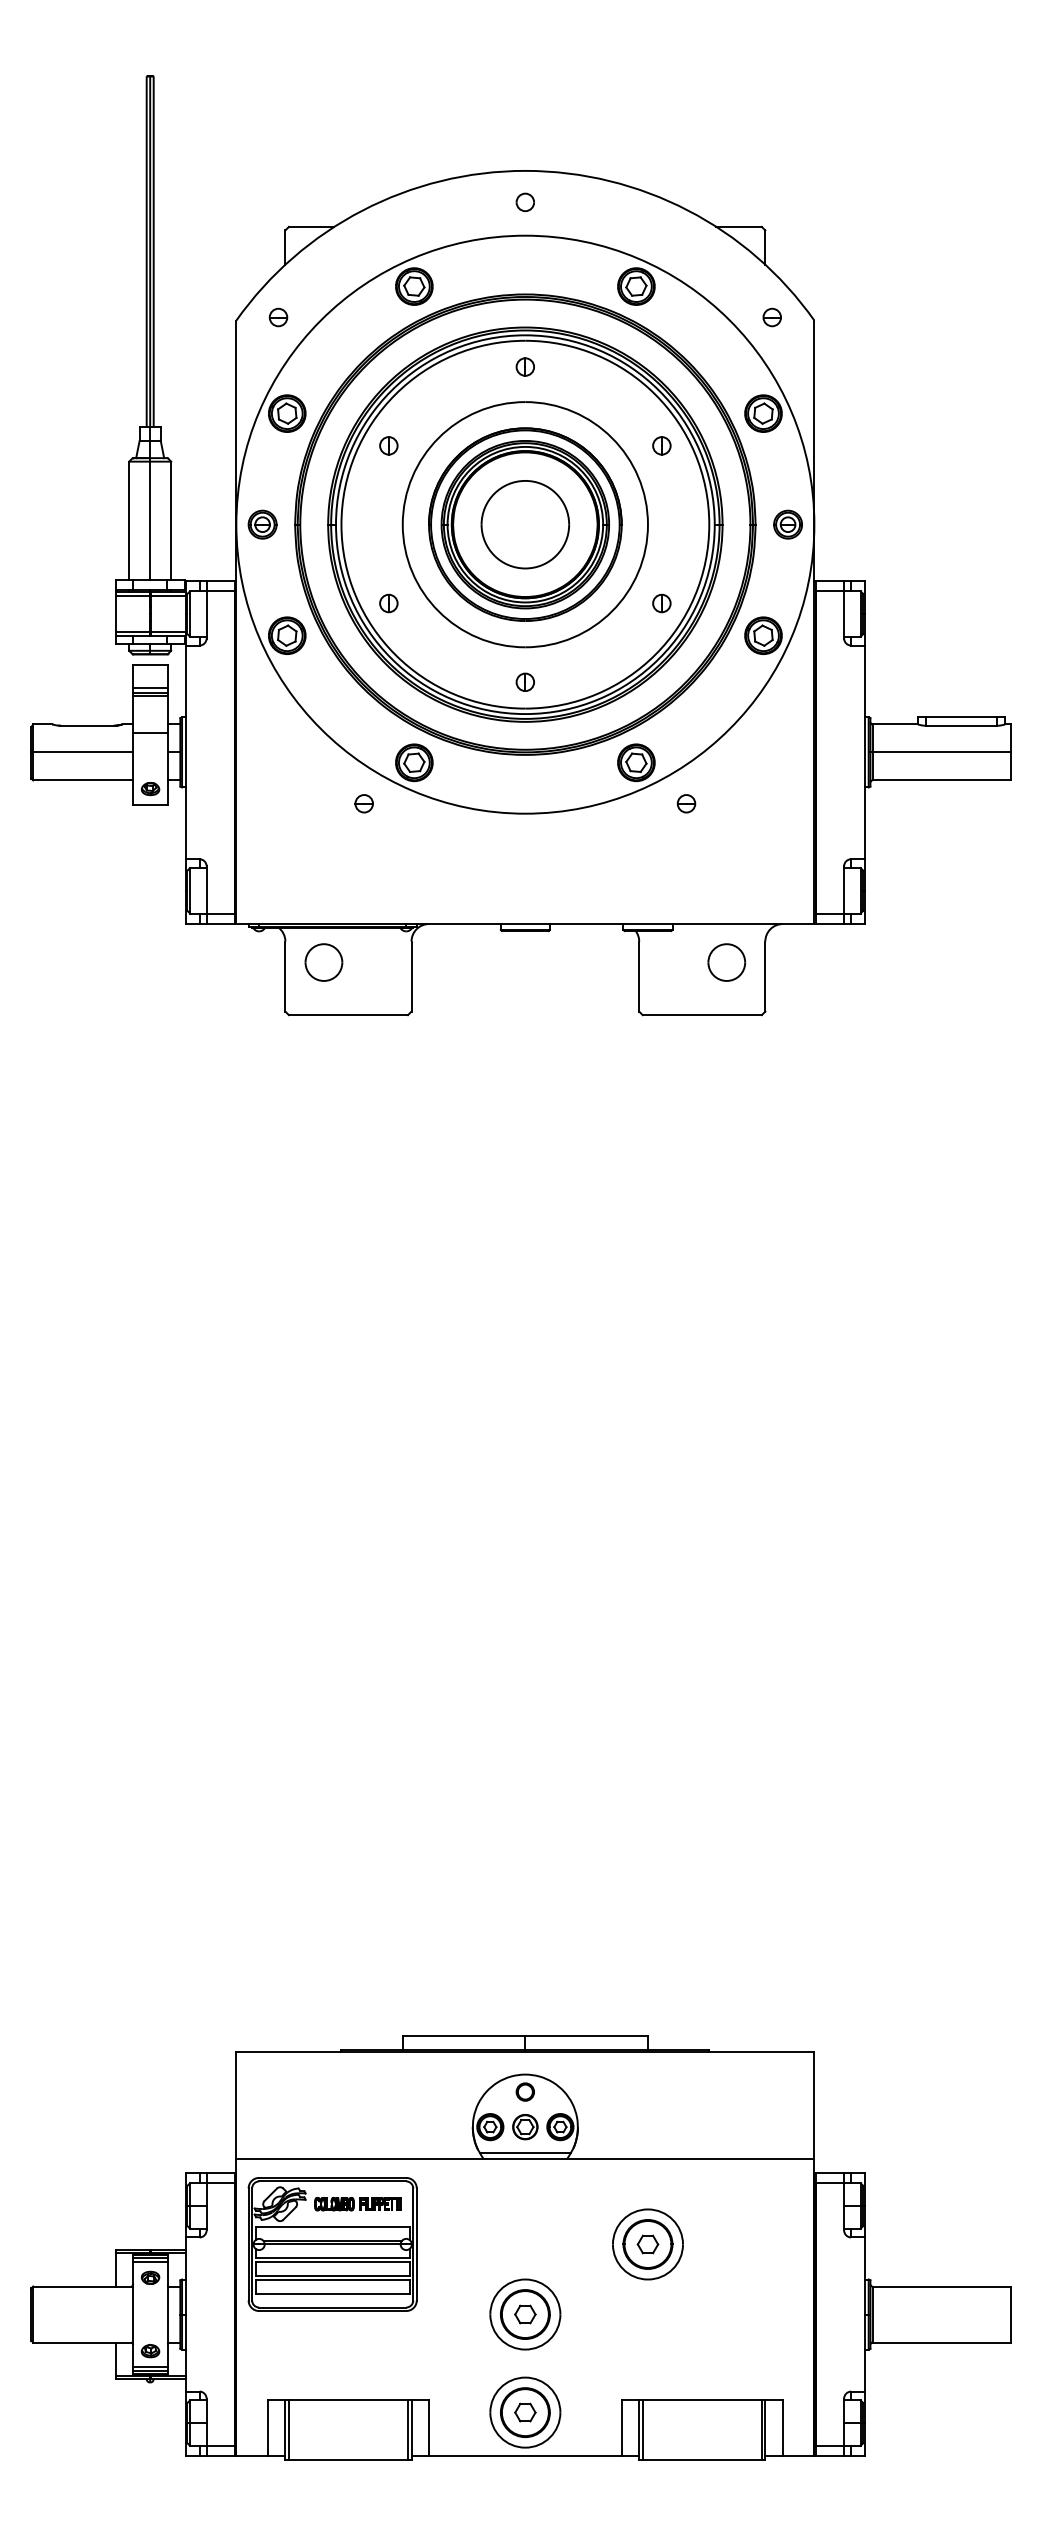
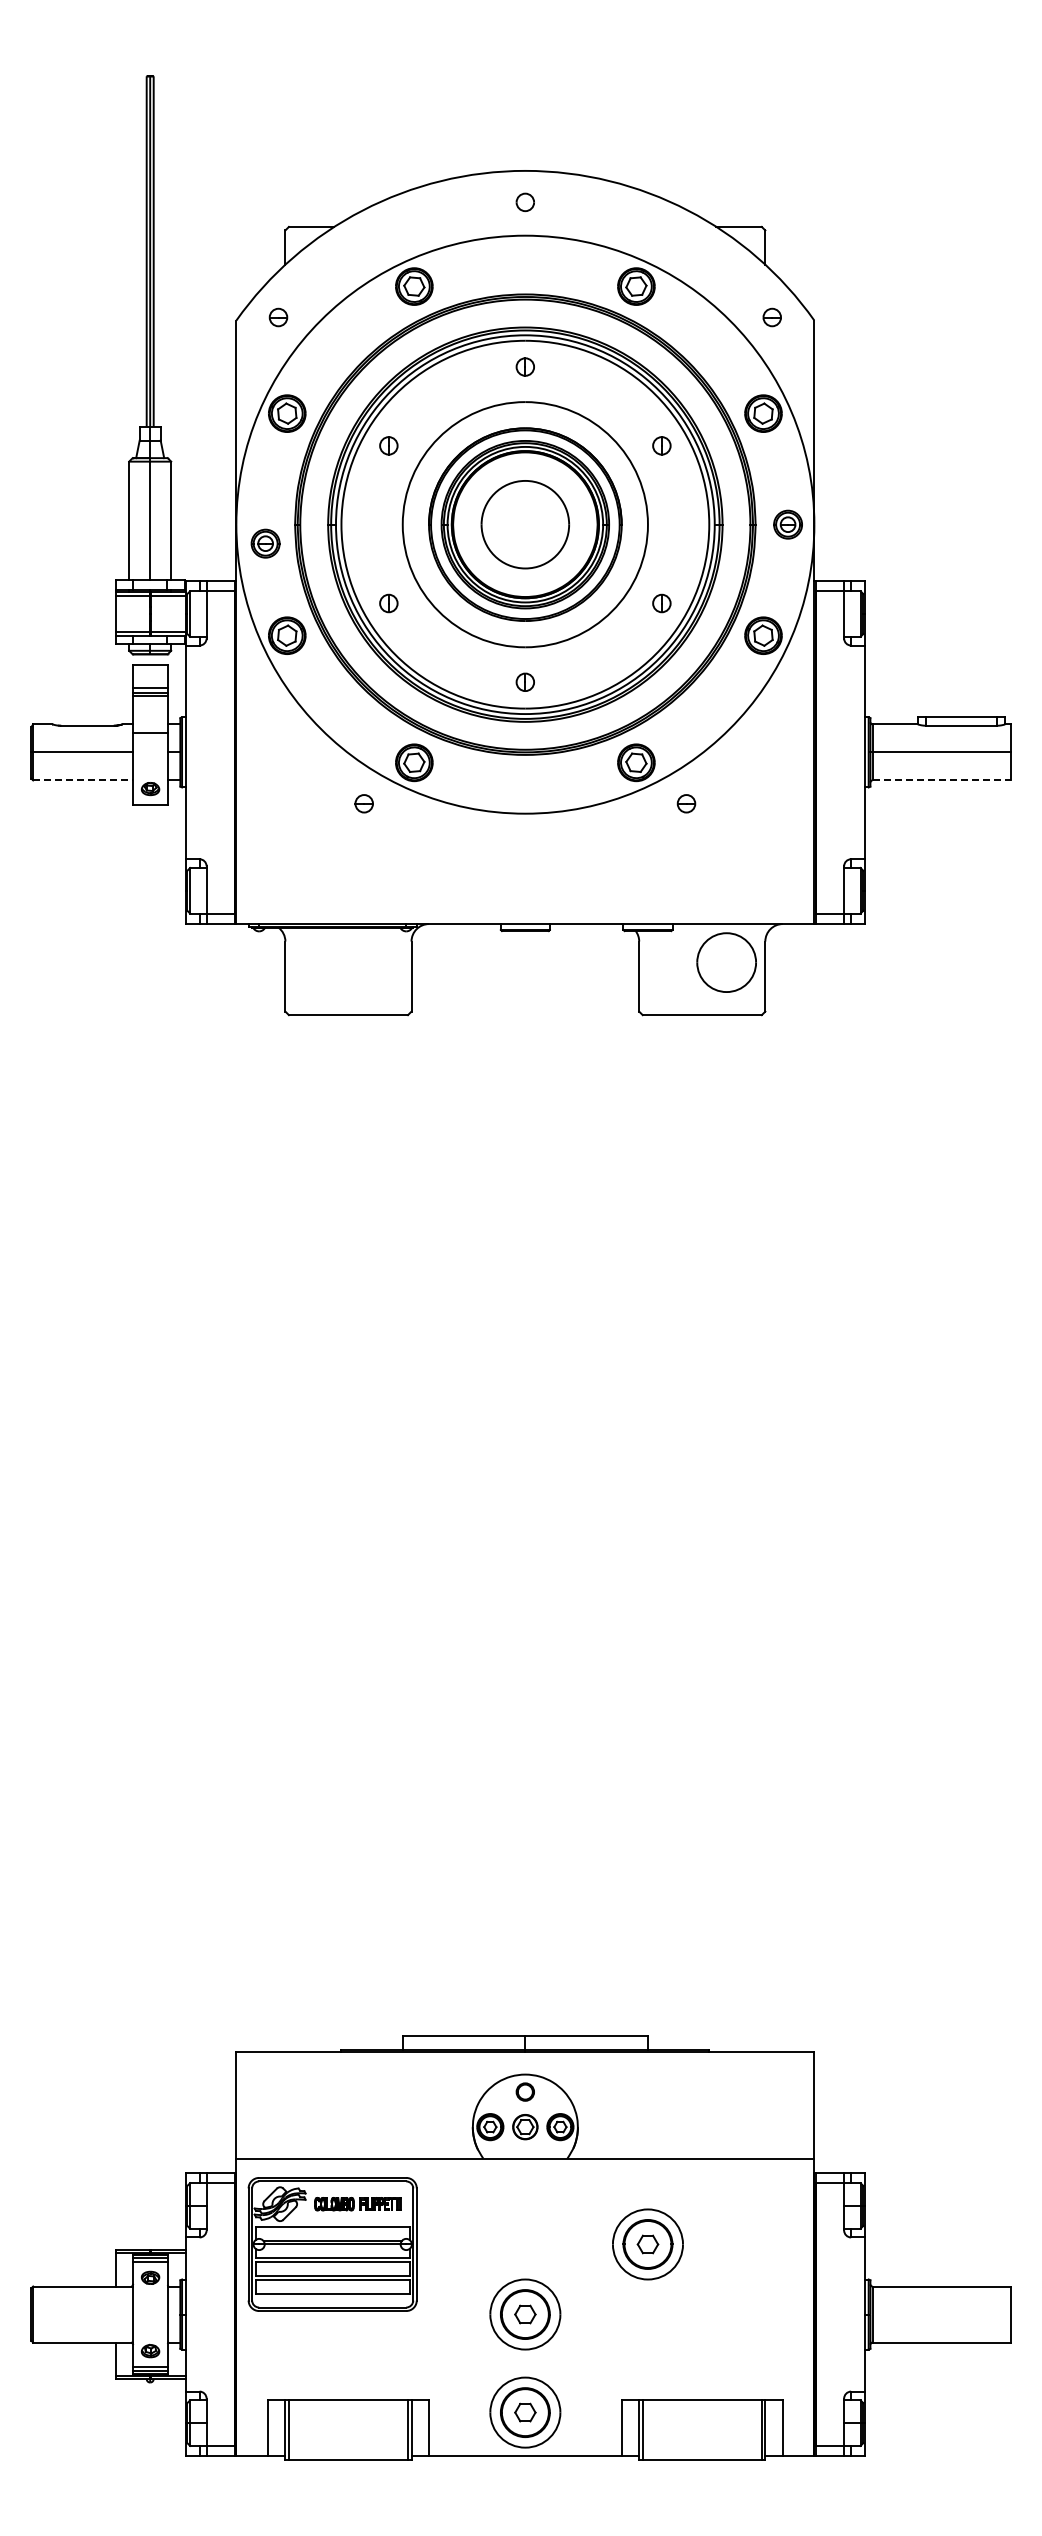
part position: (262, 524) -> (265, 543) (265, 543)
line: solid -> dashed (83, 780)
line: solid -> dashed (942, 780)
part: present -> none (323, 962)
part size: 40x39 px -> 61x61 px (726, 962)
line: present -> none (524, 2153)
